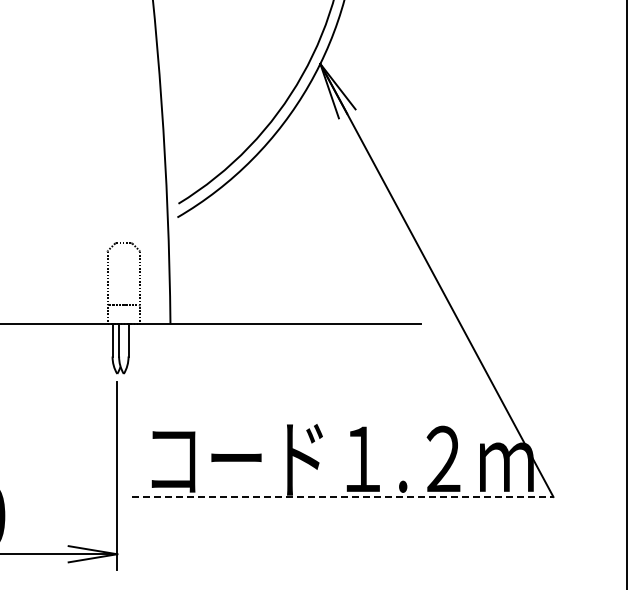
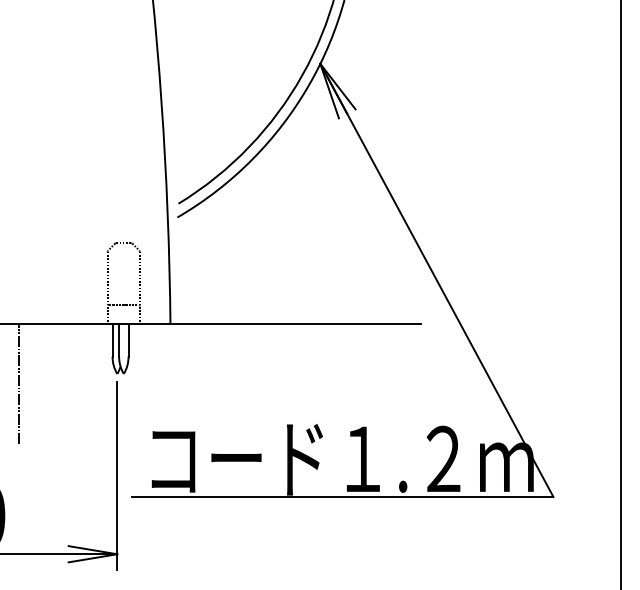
line position: (626, 294) -> (620, 294) (620, 294)
line: none -> present (19, 384)
line: dashed -> solid (342, 497)
